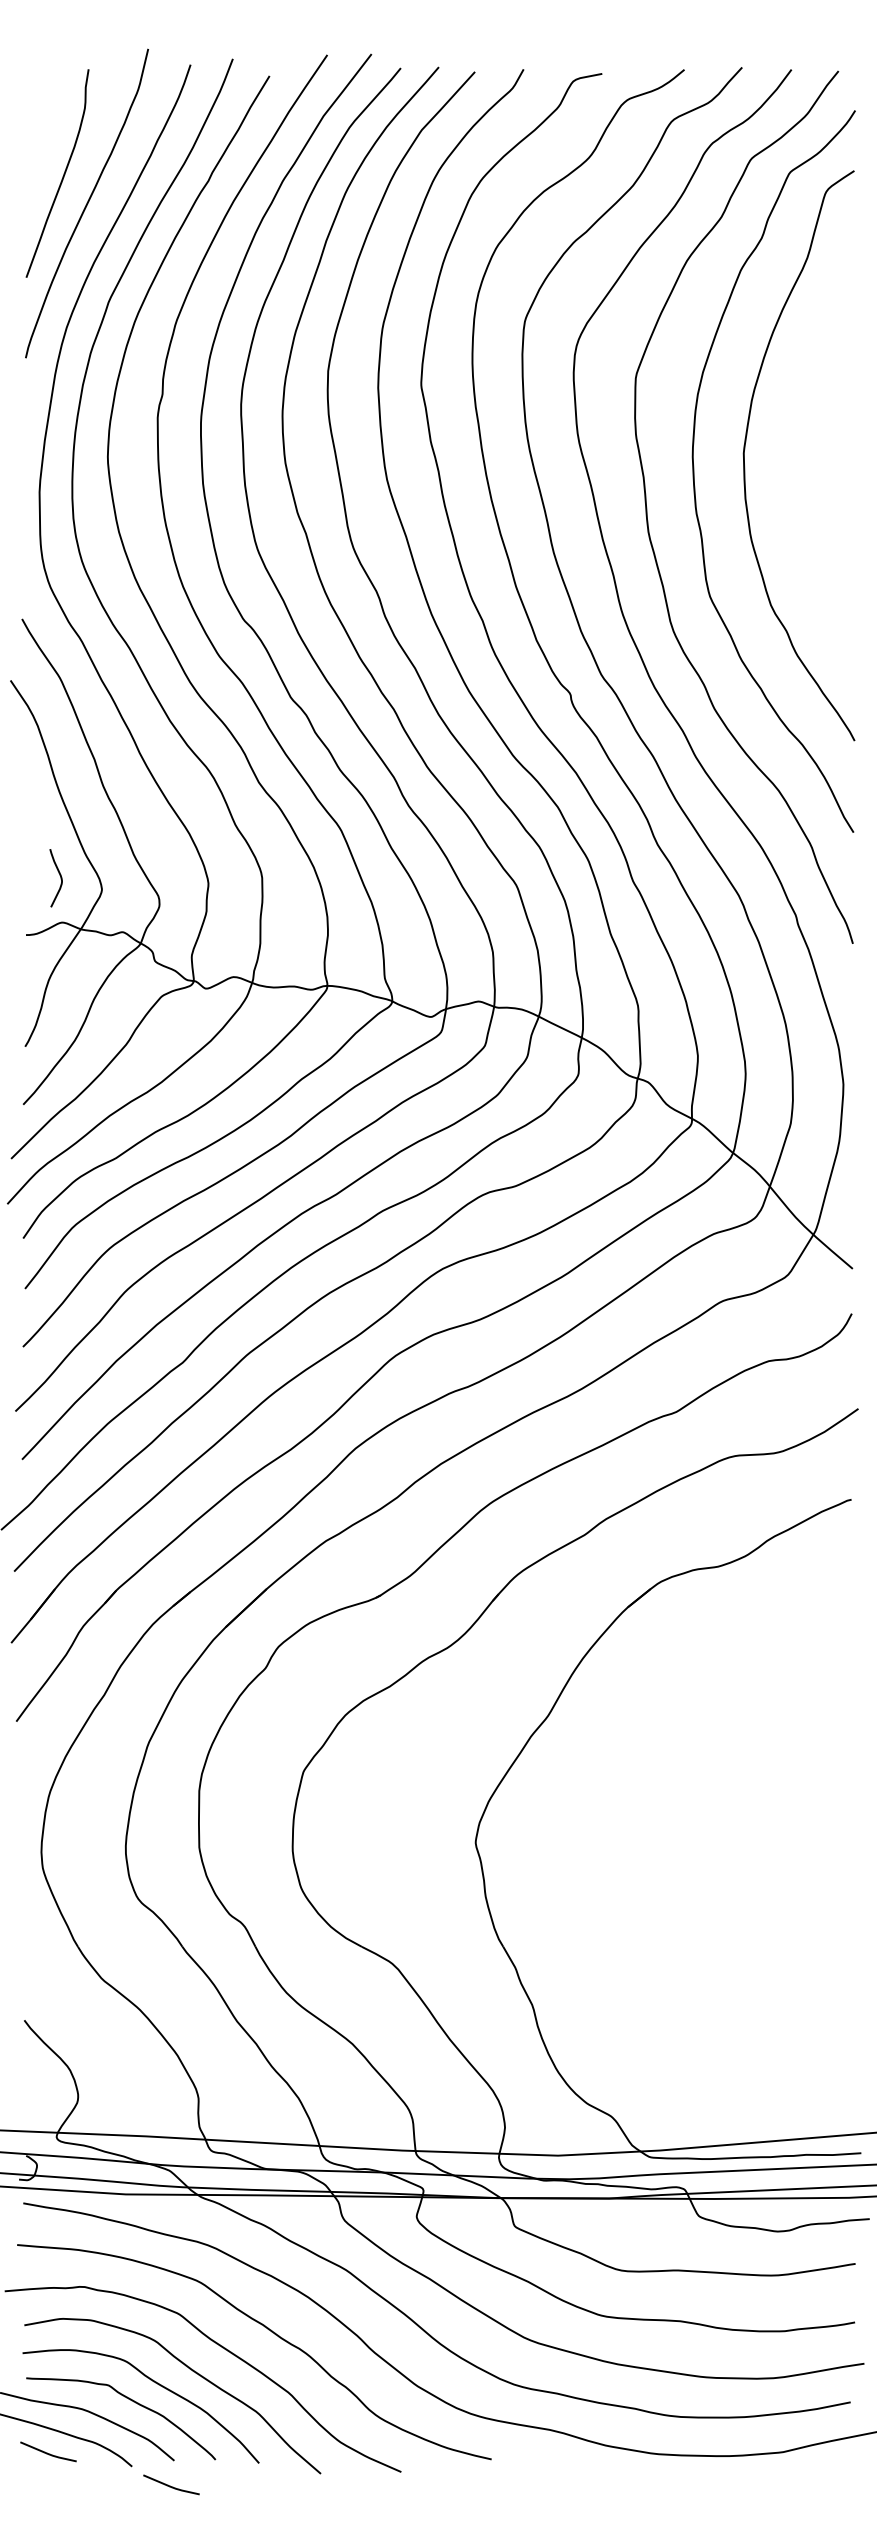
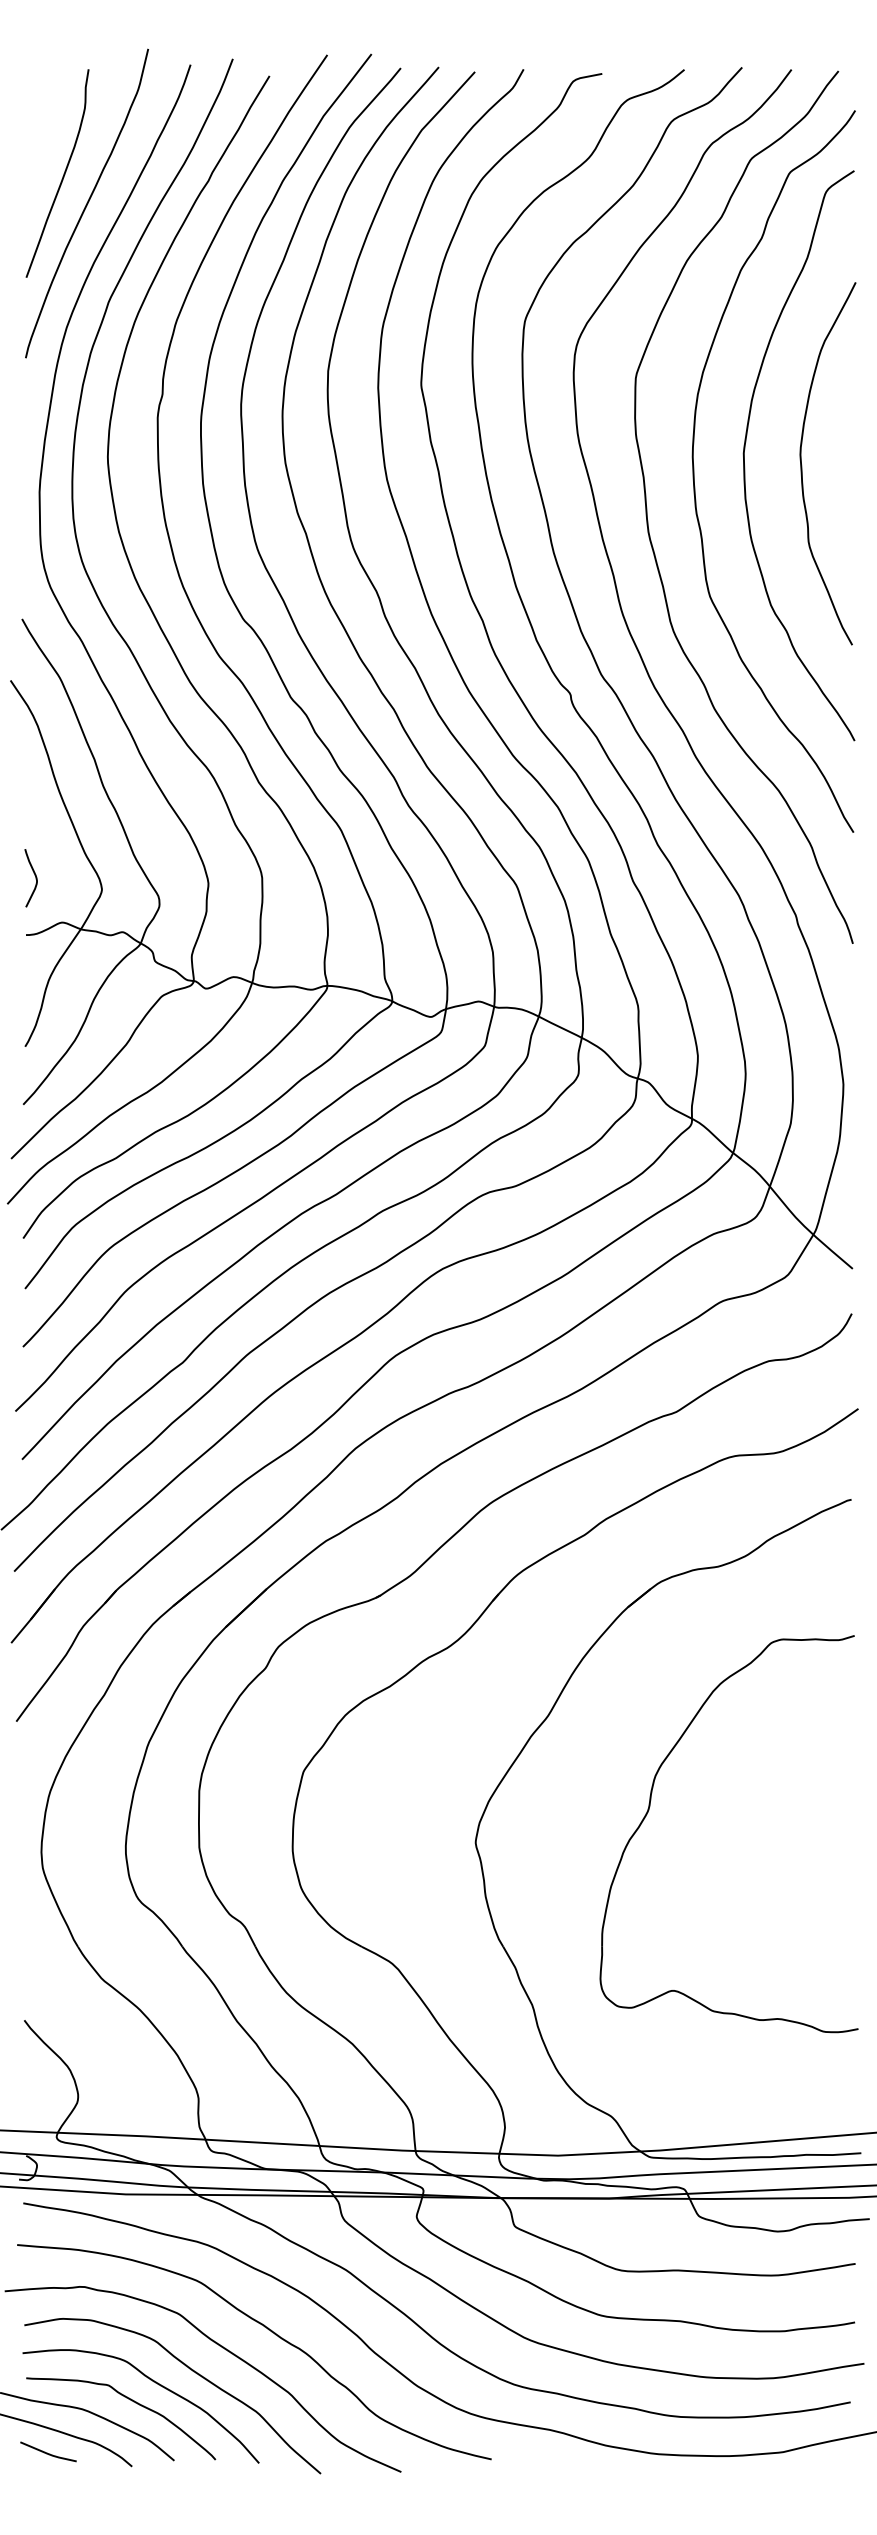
curve: none -> present (802, 465)
curve position: (59, 875) -> (34, 875) (34, 875)
part: none -> present (649, 1810)
line: present -> none (170, 2485)
